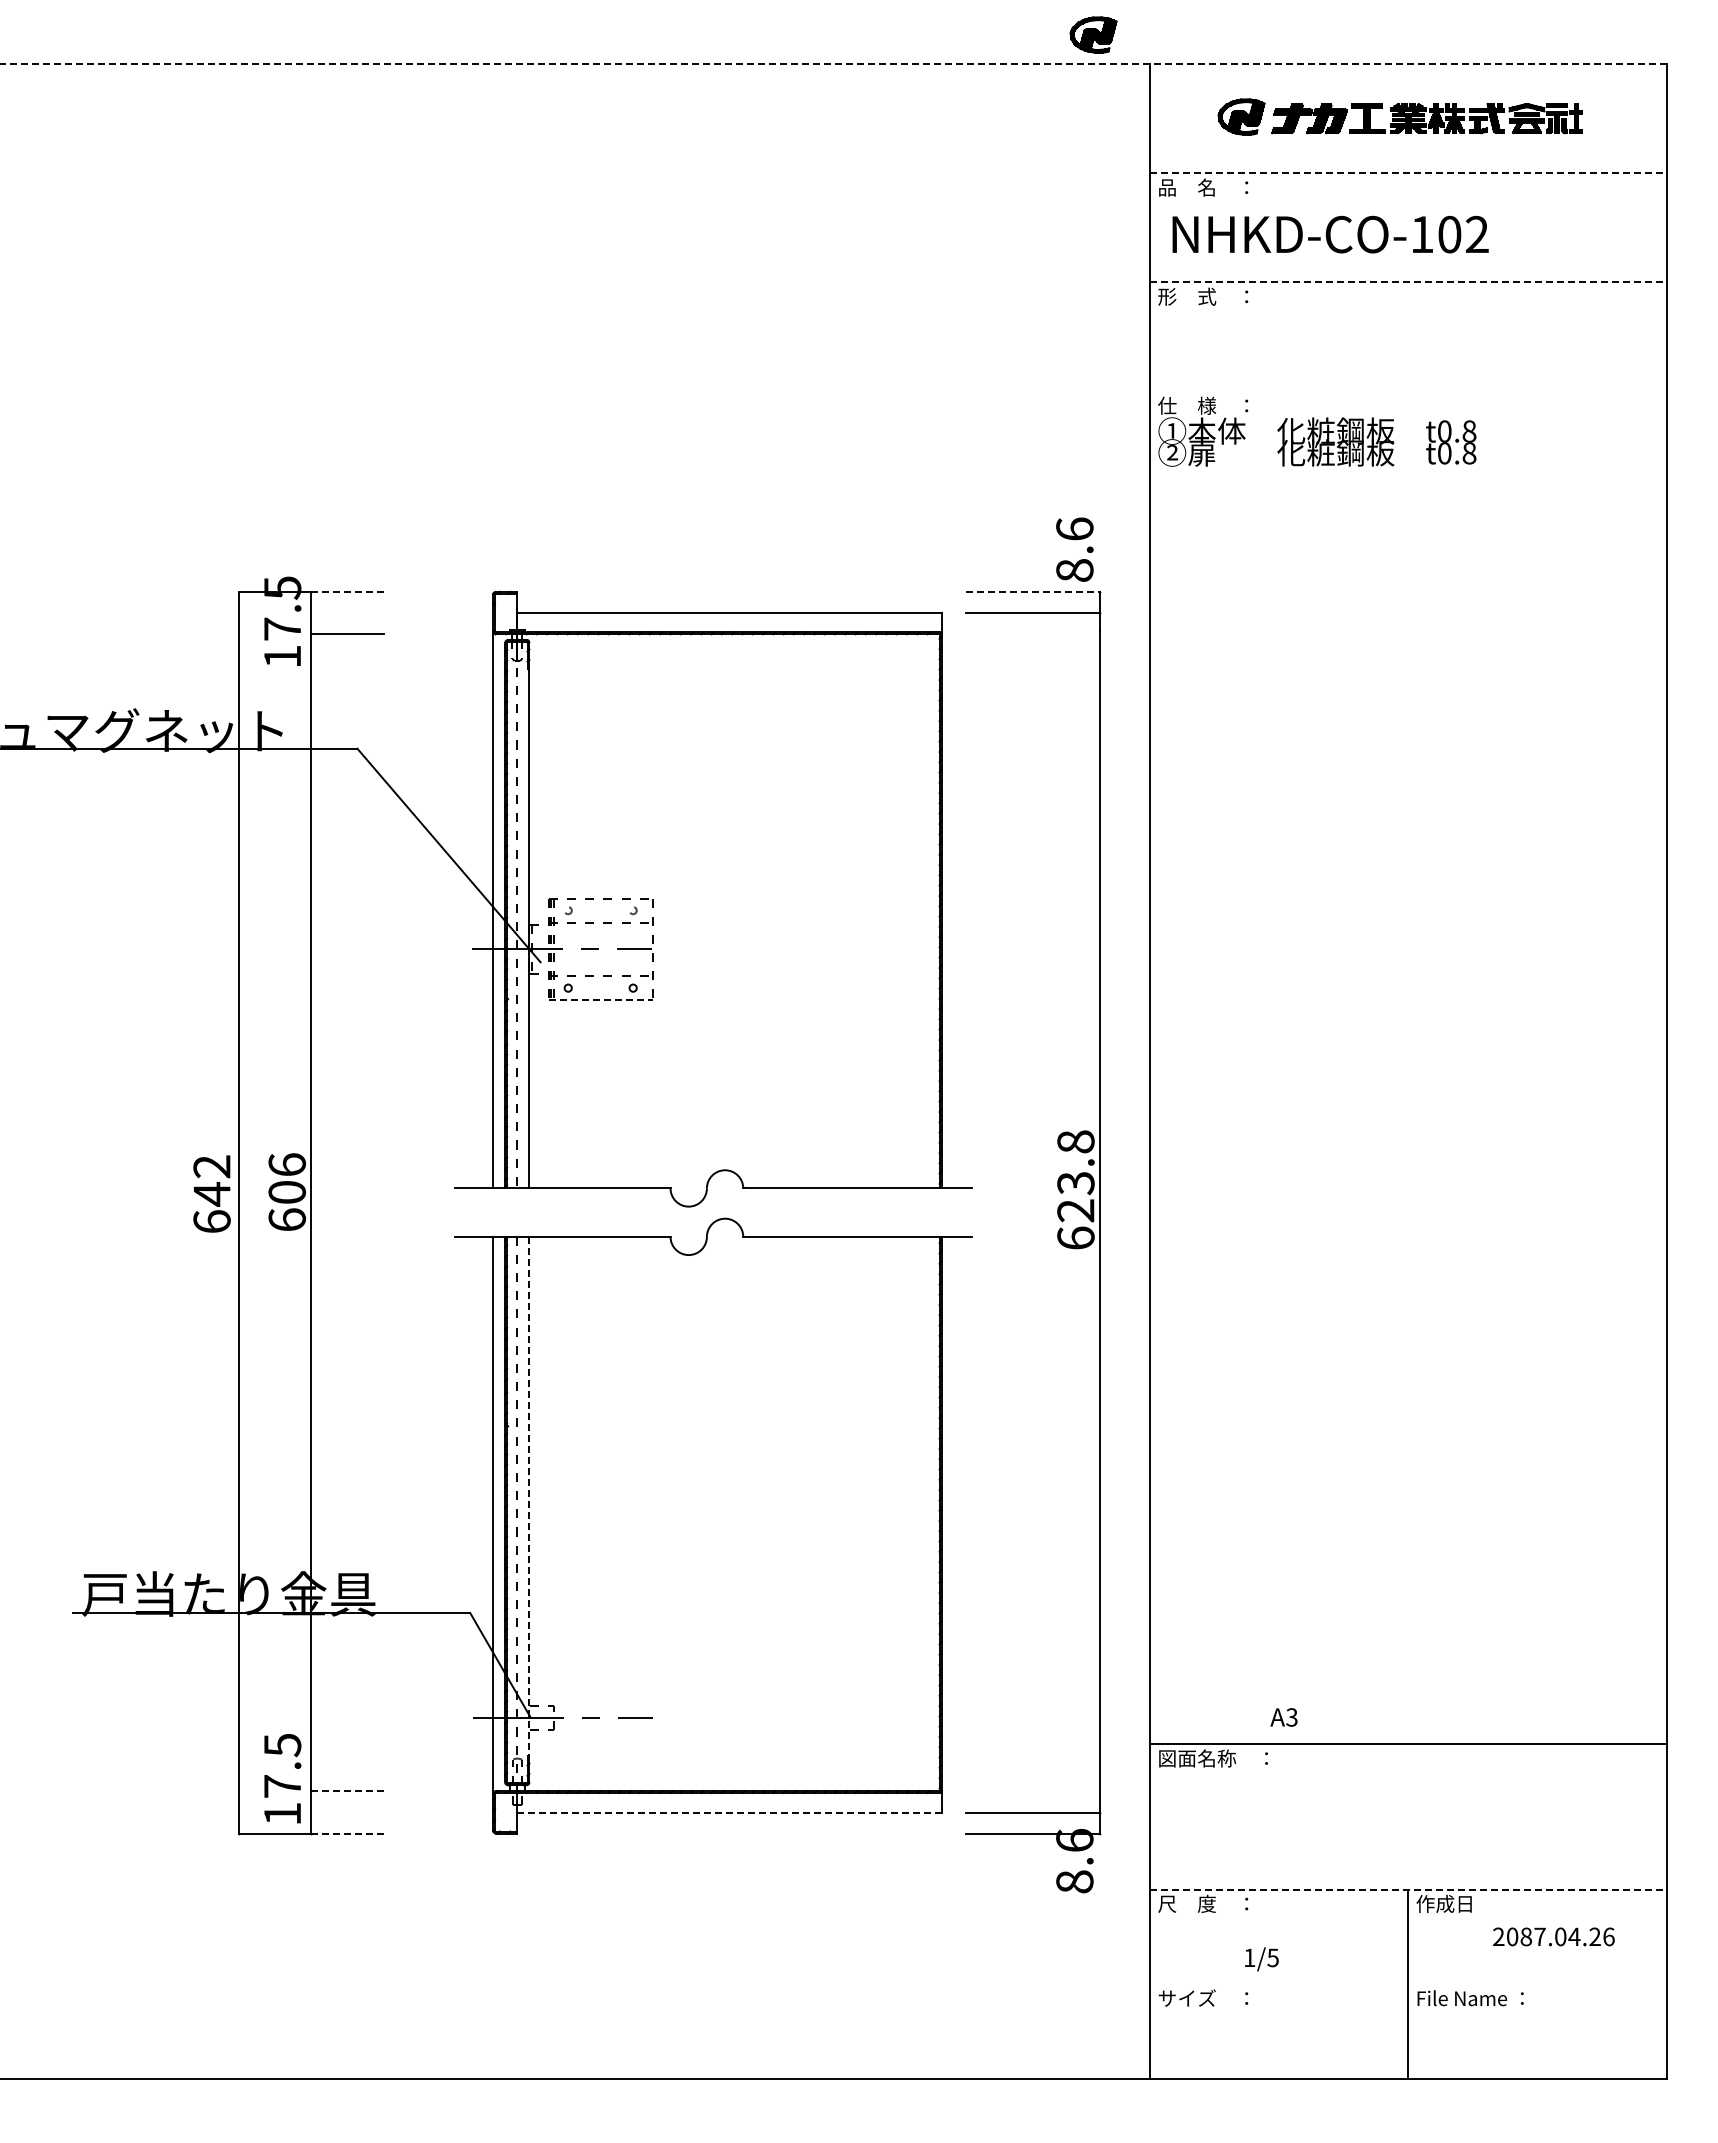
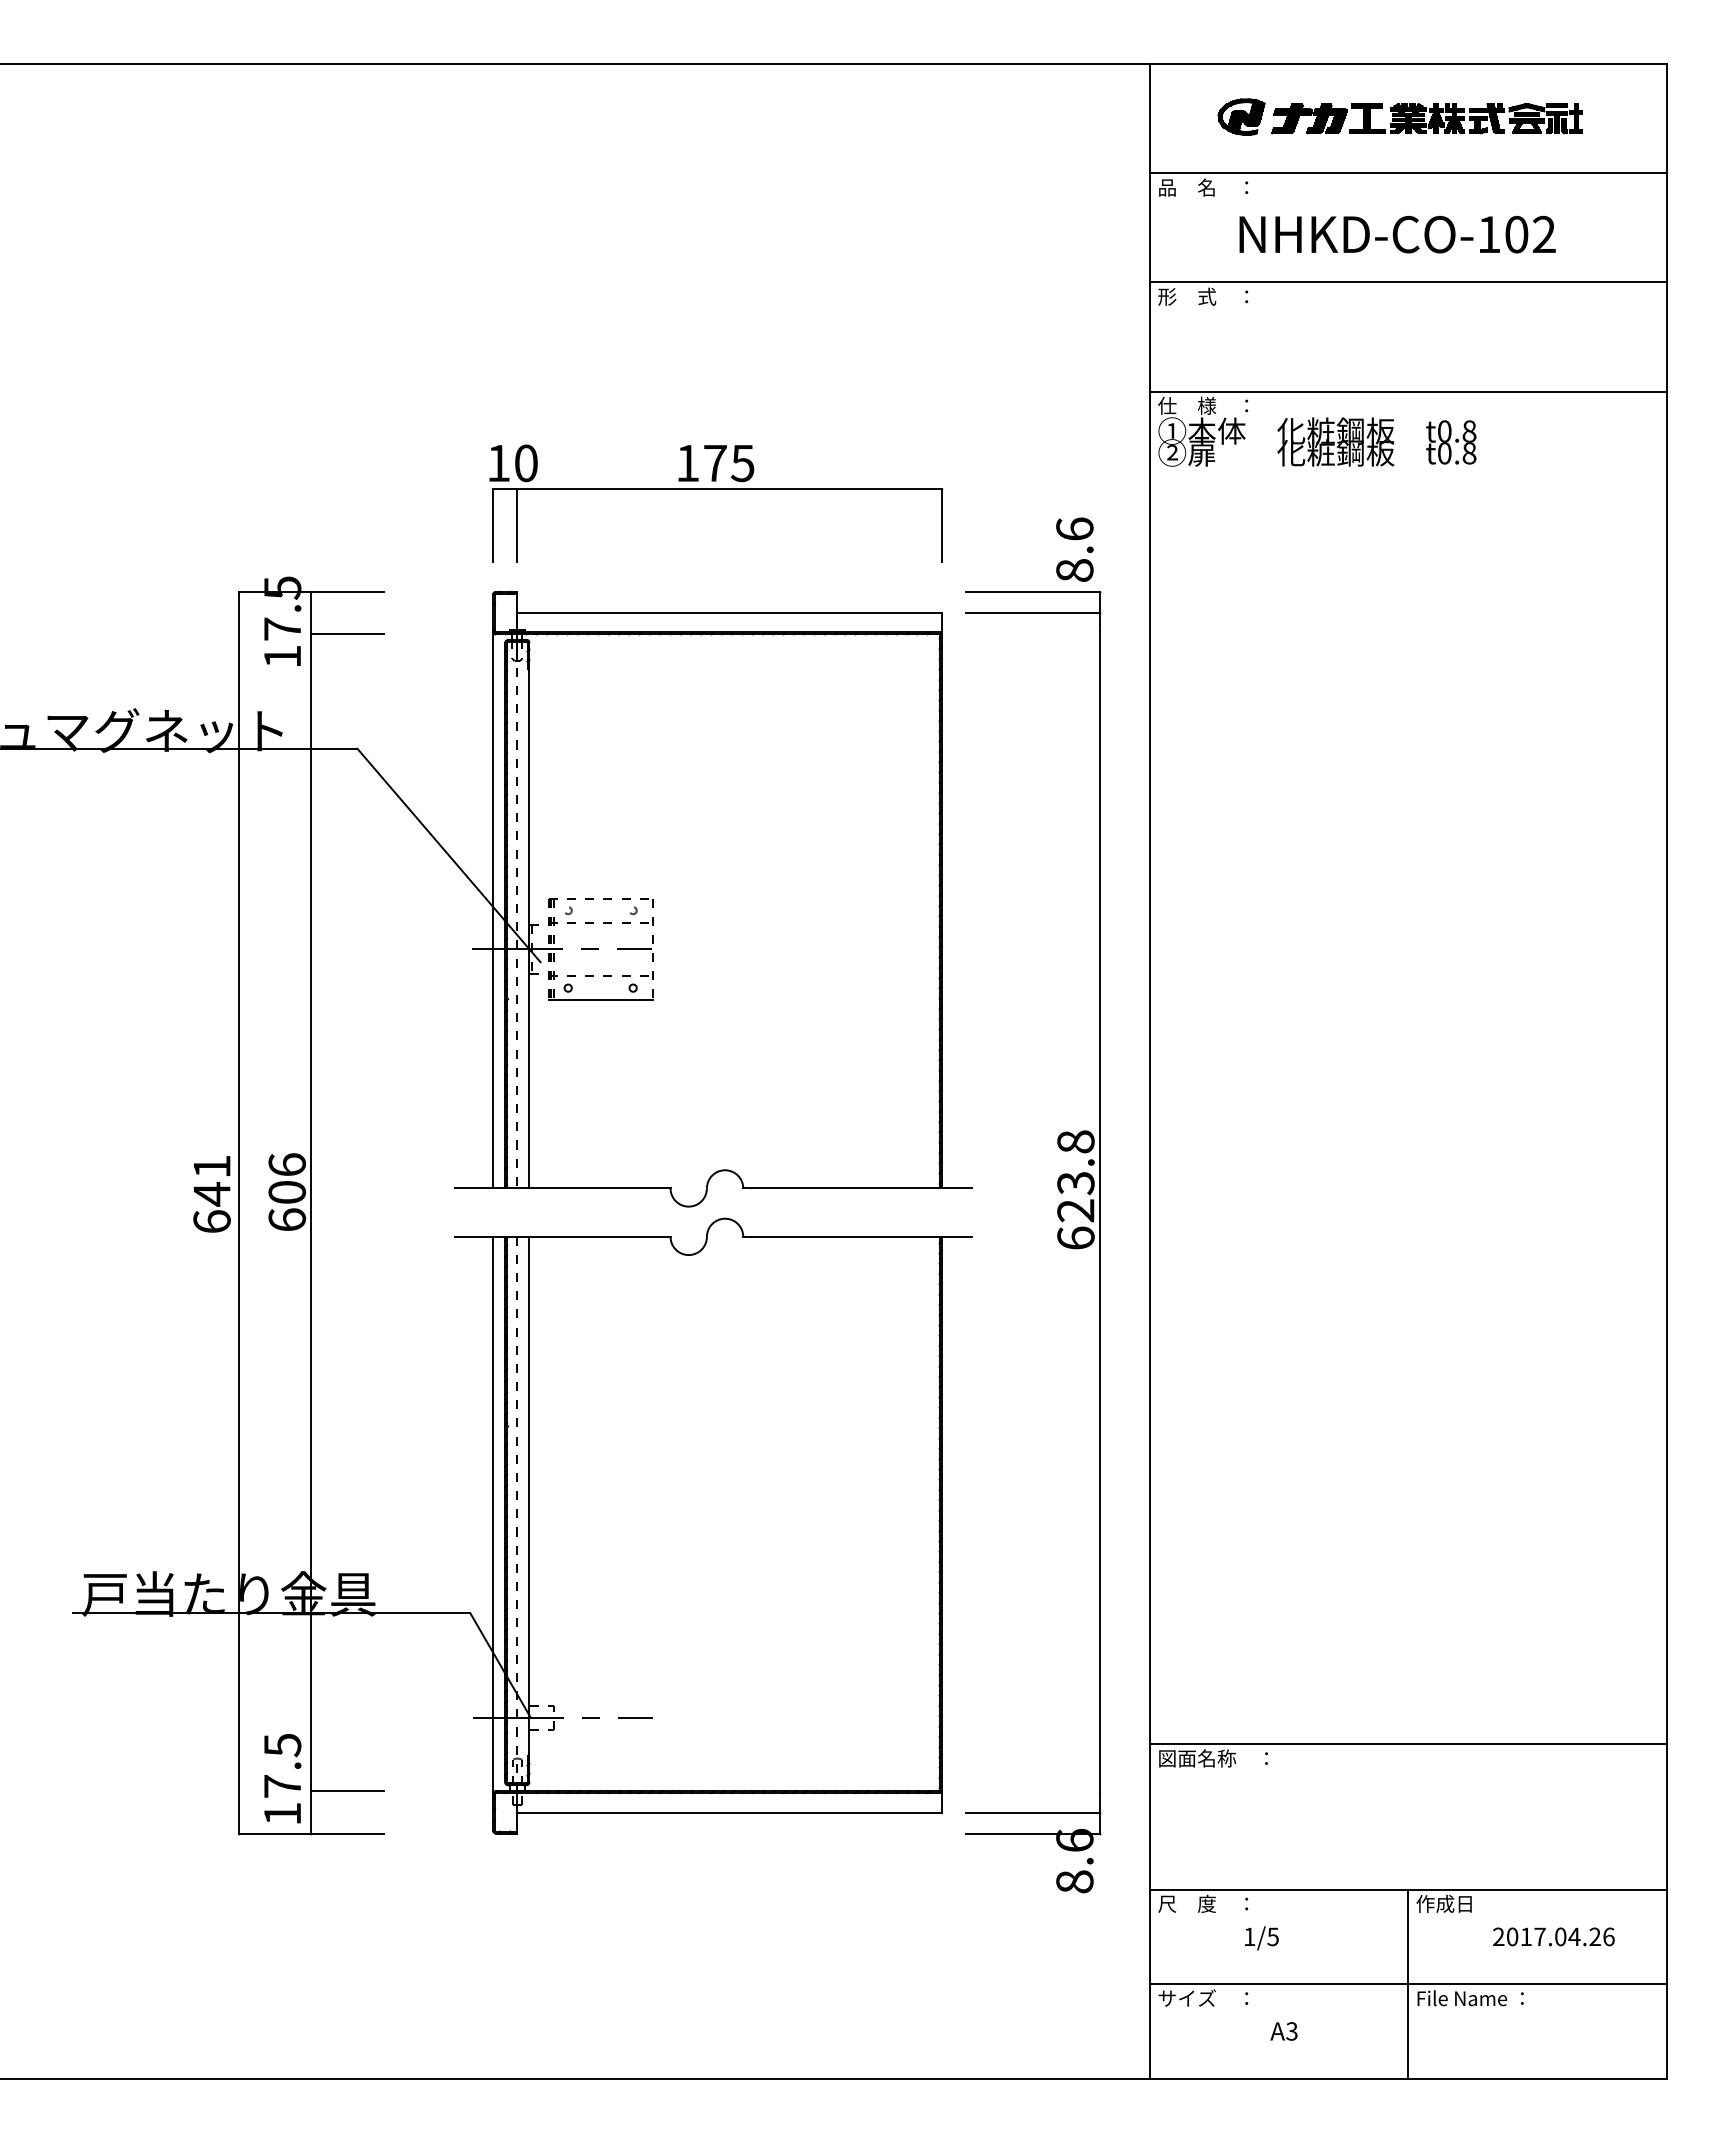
part: present -> none (1093, 34)
line: dashed -> solid (833, 64)
line: dashed -> solid (1408, 173)
text position: (1330, 234) -> (1397, 234) (1397, 234)
line: dashed -> solid (1408, 282)
line: none -> present (1408, 391)
part: none -> present (716, 489)
line: dashed -> solid (347, 591)
line: dashed -> solid (1033, 591)
line: dashed -> solid (600, 1000)
text: 642 -> 641 (211, 1166)
line: dashed -> solid (529, 1496)
text position: (1283, 1717) -> (1283, 2031) (1283, 2031)
line: dashed -> solid (347, 1791)
line: dashed -> solid (729, 1812)
line: dashed -> solid (347, 1833)
line: dashed -> solid (1408, 1889)
text: 2087.04.26 -> 2017.04.26 (1526, 1936)
text position: (1261, 1959) -> (1261, 1938) (1261, 1938)
line: none -> present (1408, 1984)
